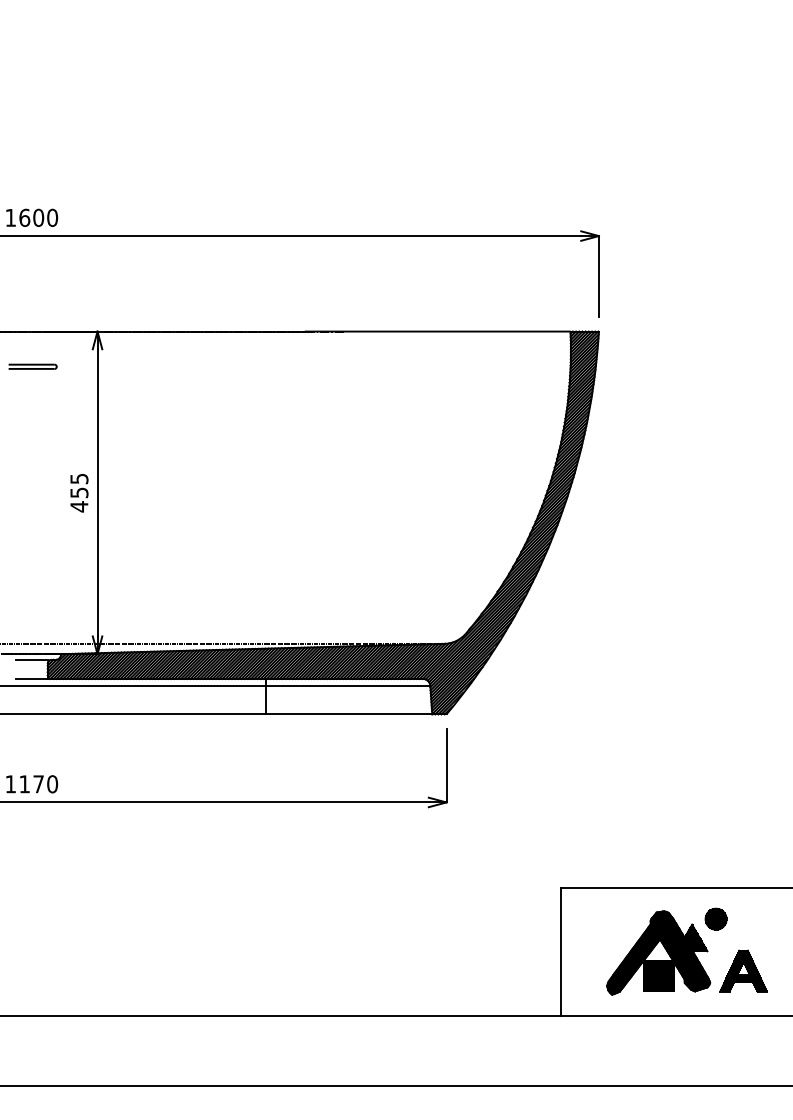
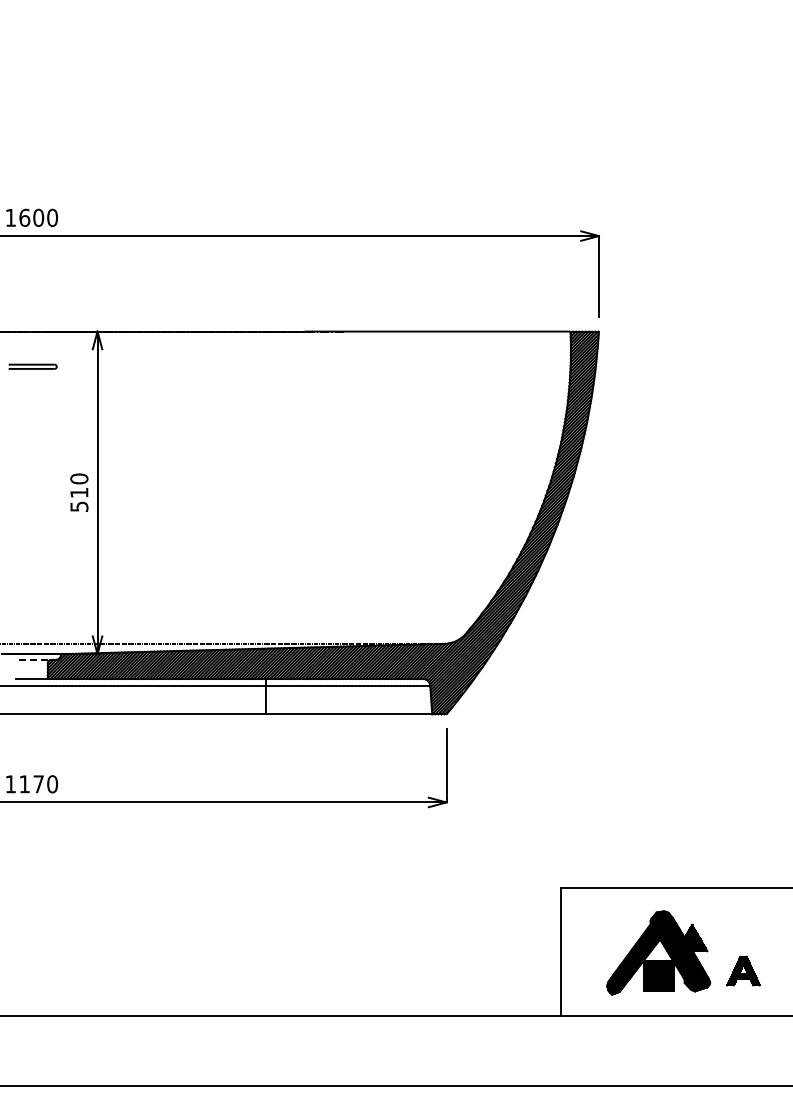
text: 455 -> 510 (79, 492)
line: solid -> dashed (31, 659)
part: present -> none (715, 918)
part size: 49x44 px -> 35x32 px (743, 970)
